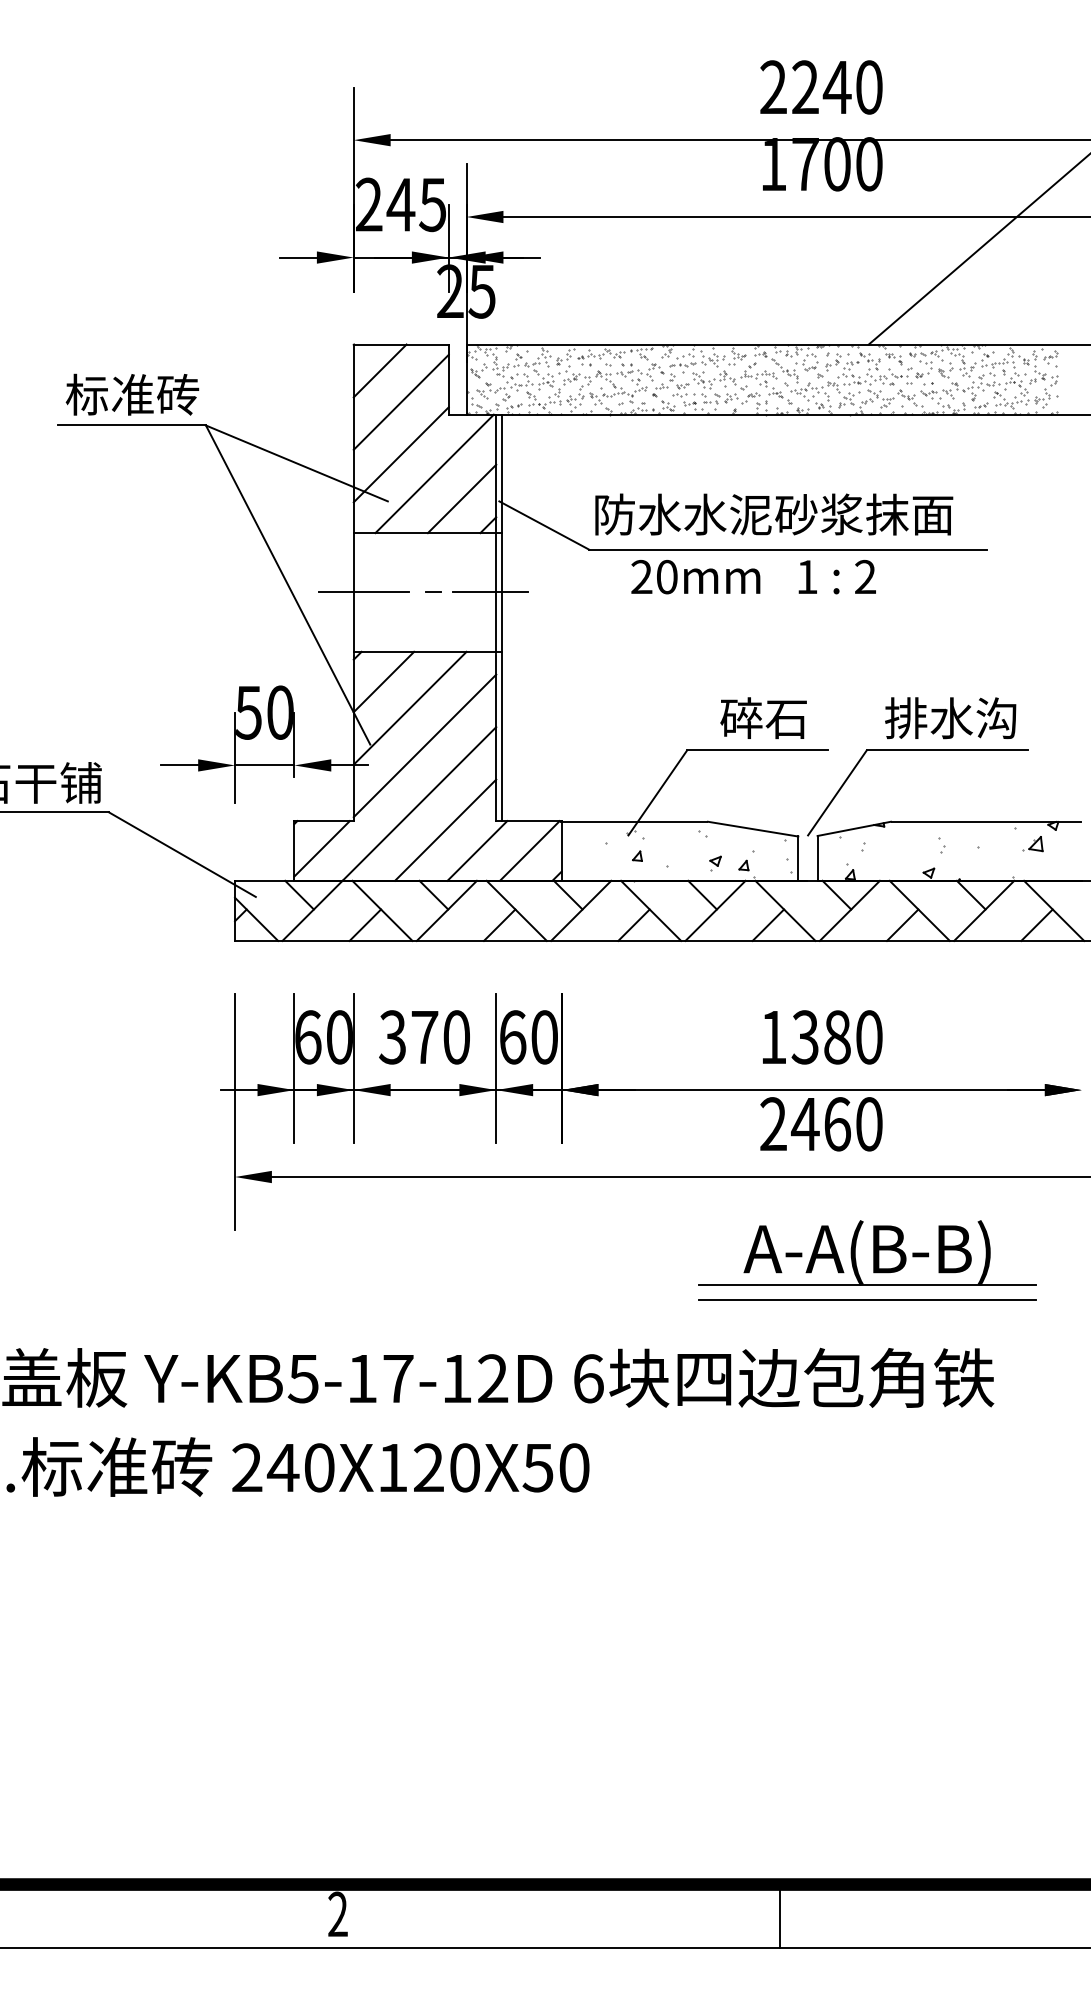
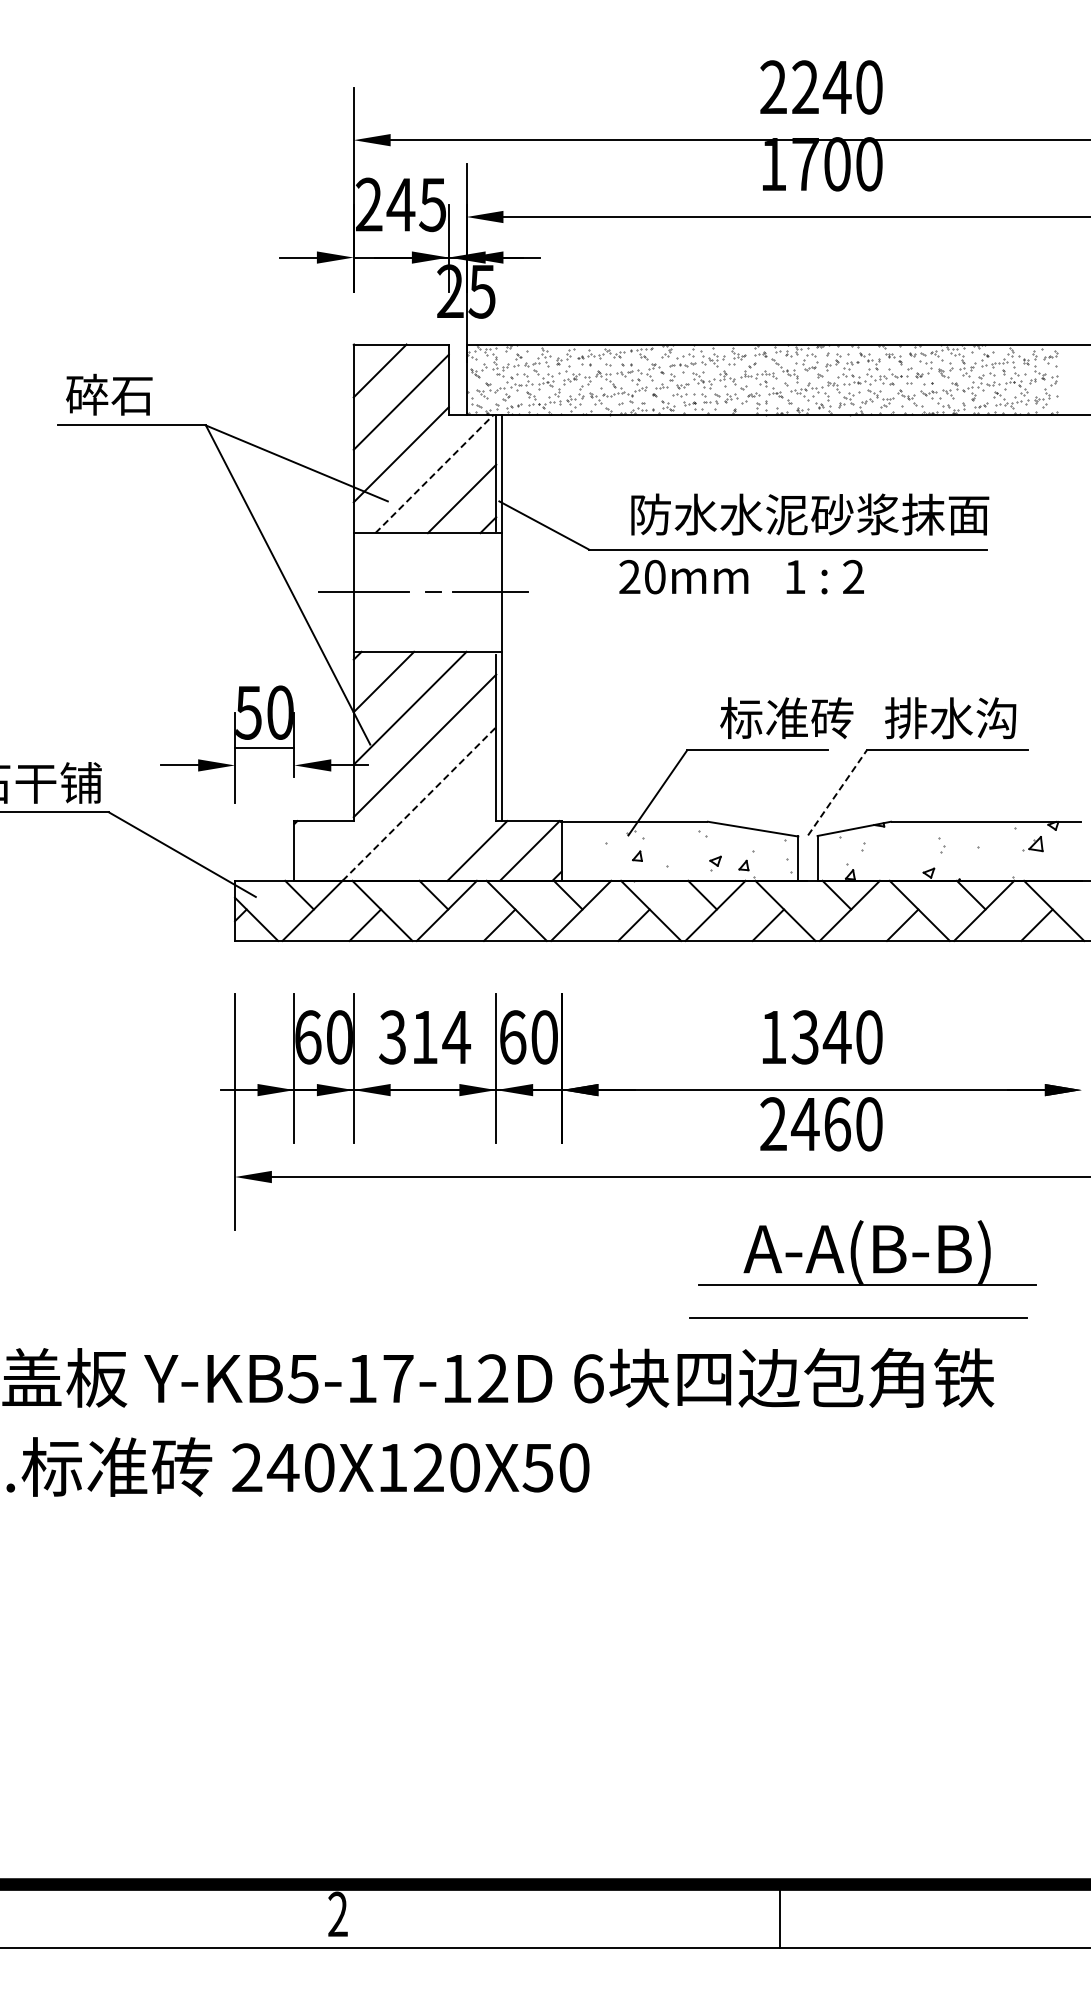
line: present -> none (977, 250)
text: 标准砖 -> 碎石 (132, 394)
line: solid -> dashed (434, 473)
text position: (774, 514) -> (810, 514) (810, 514)
text position: (753, 577) -> (741, 577) (741, 577)
line: present -> none (496, 592)
text: 碎石 -> 标准砖 (786, 718)
line position: (264, 765) -> (264, 748) (264, 748)
line: solid -> dashed (837, 792)
line: solid -> dashed (419, 803)
line: present -> none (445, 829)
line: present -> none (321, 848)
text: 370 -> 314 (441, 1037)
text: 1380 -> 1340 (836, 1037)
line position: (867, 1299) -> (858, 1317) (858, 1317)
